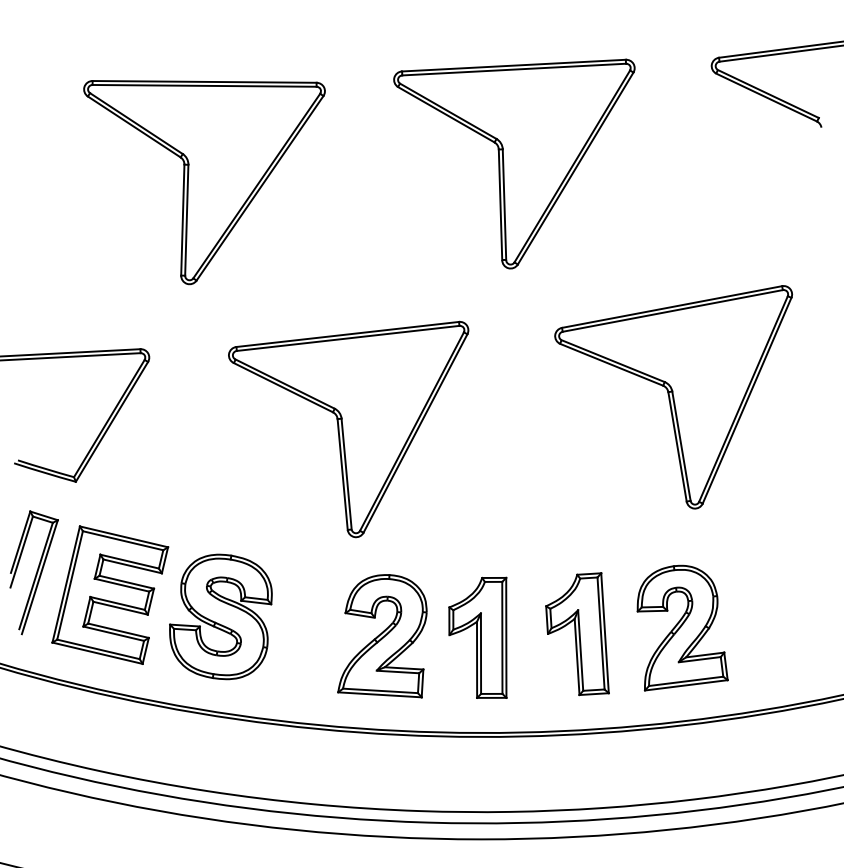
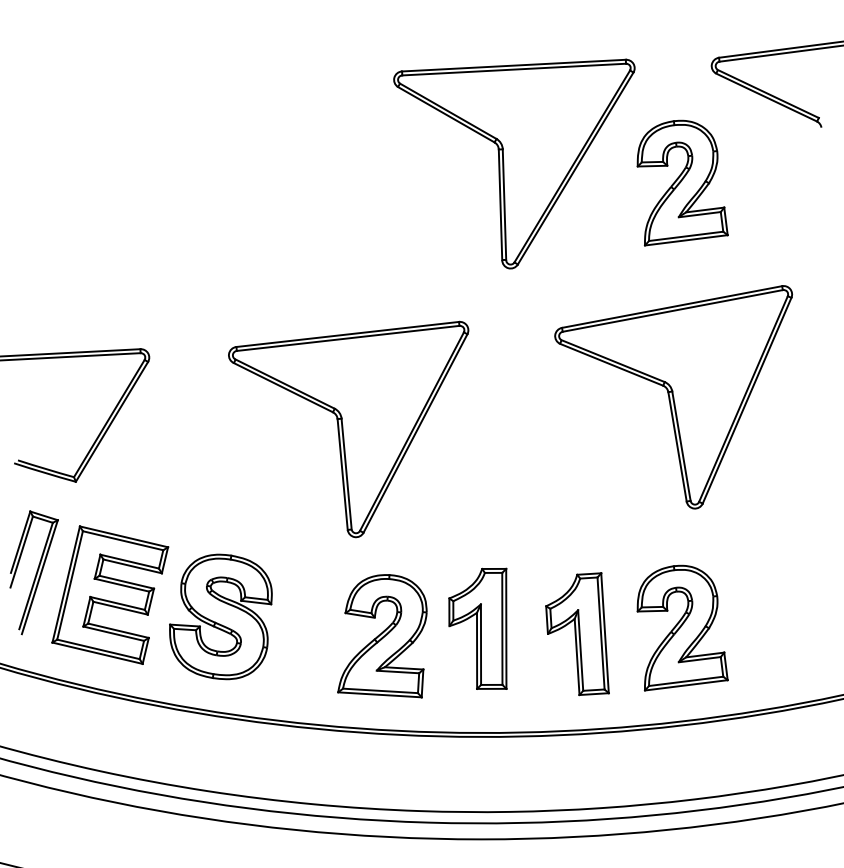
part: present -> none (204, 182)
part: none -> present (682, 182)
part position: (477, 637) -> (477, 628) (477, 628)
